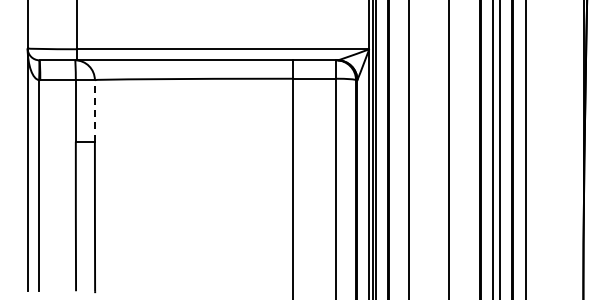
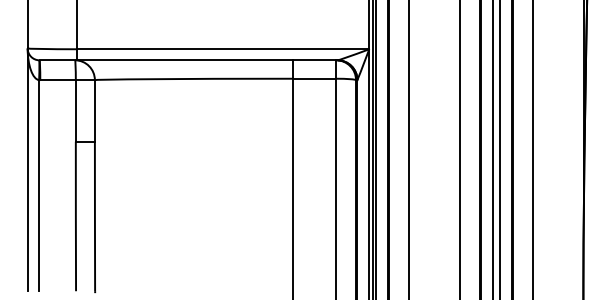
line: dashed -> solid (94, 110)
line position: (449, 149) -> (460, 149) (460, 149)
line position: (526, 149) -> (533, 149) (533, 149)
